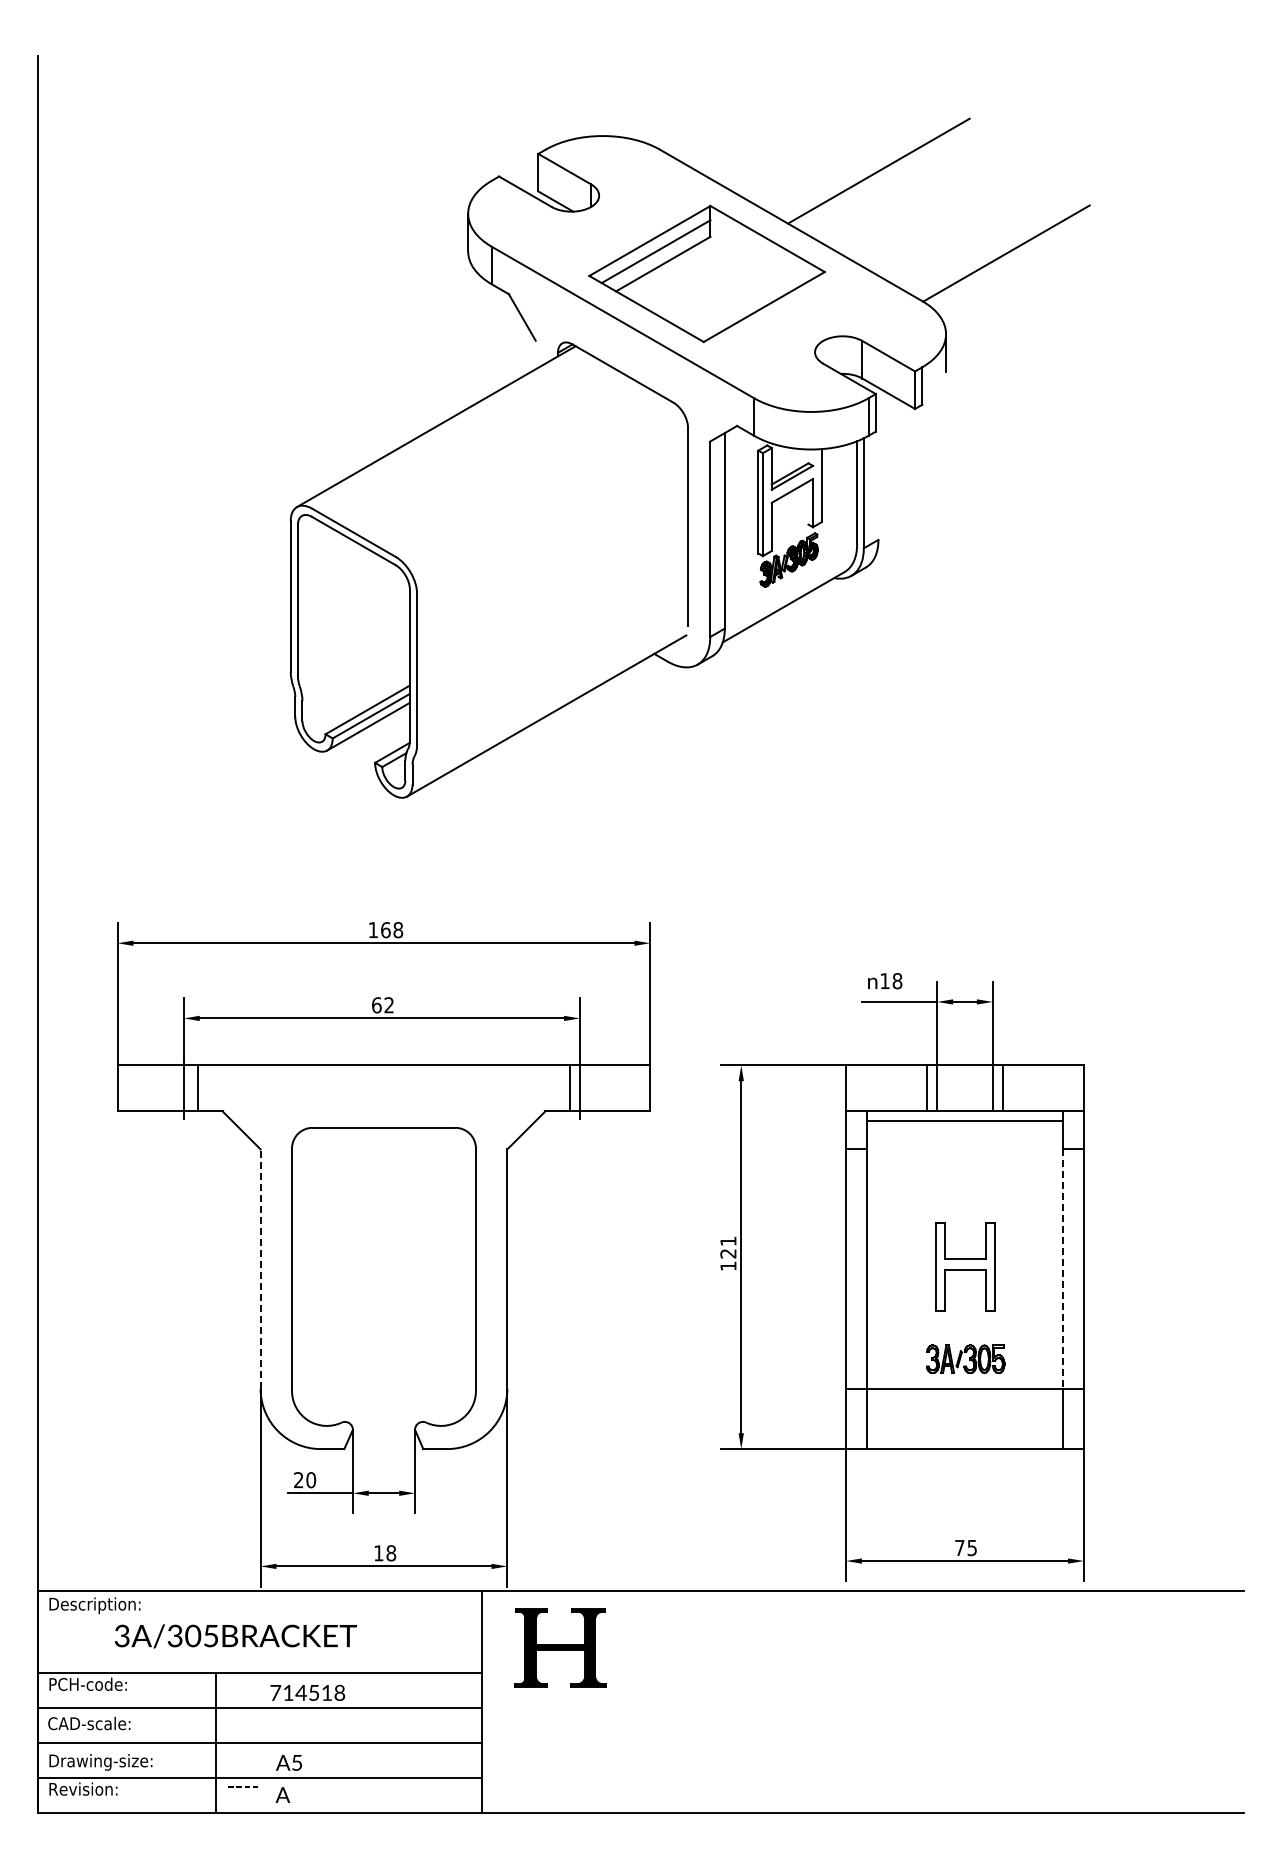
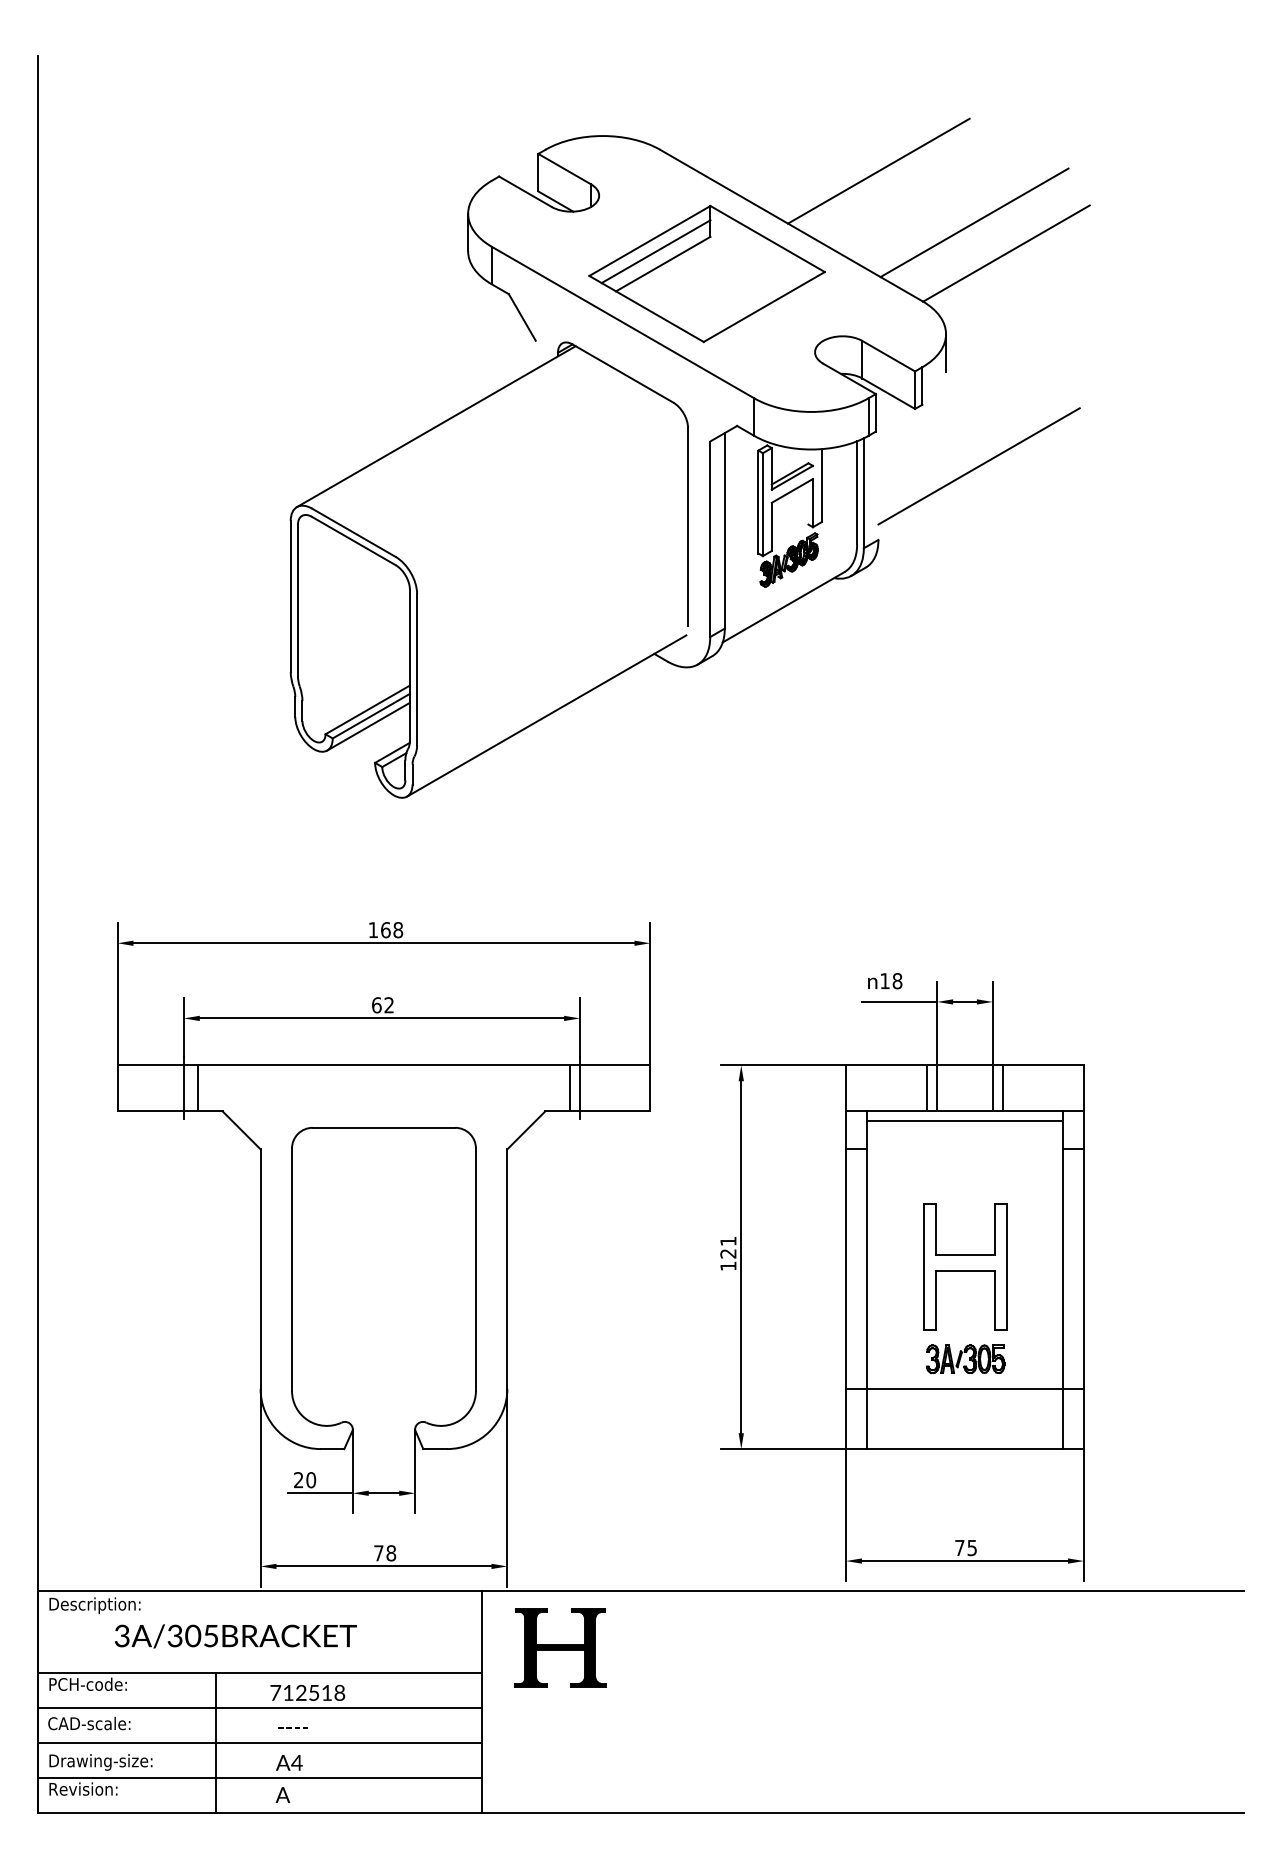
line: none -> present (974, 222)
line: none -> present (978, 466)
part size: 61x90 px -> 85x128 px (965, 1266)
line: dashed -> solid (260, 1269)
line: dashed -> solid (1063, 1269)
text: 18 -> 78 (378, 1553)
text: 714518 -> 712518 (301, 1692)
text: A5 -> A4 (296, 1762)
text position: (242, 1786) -> (292, 1727) (292, 1727)
